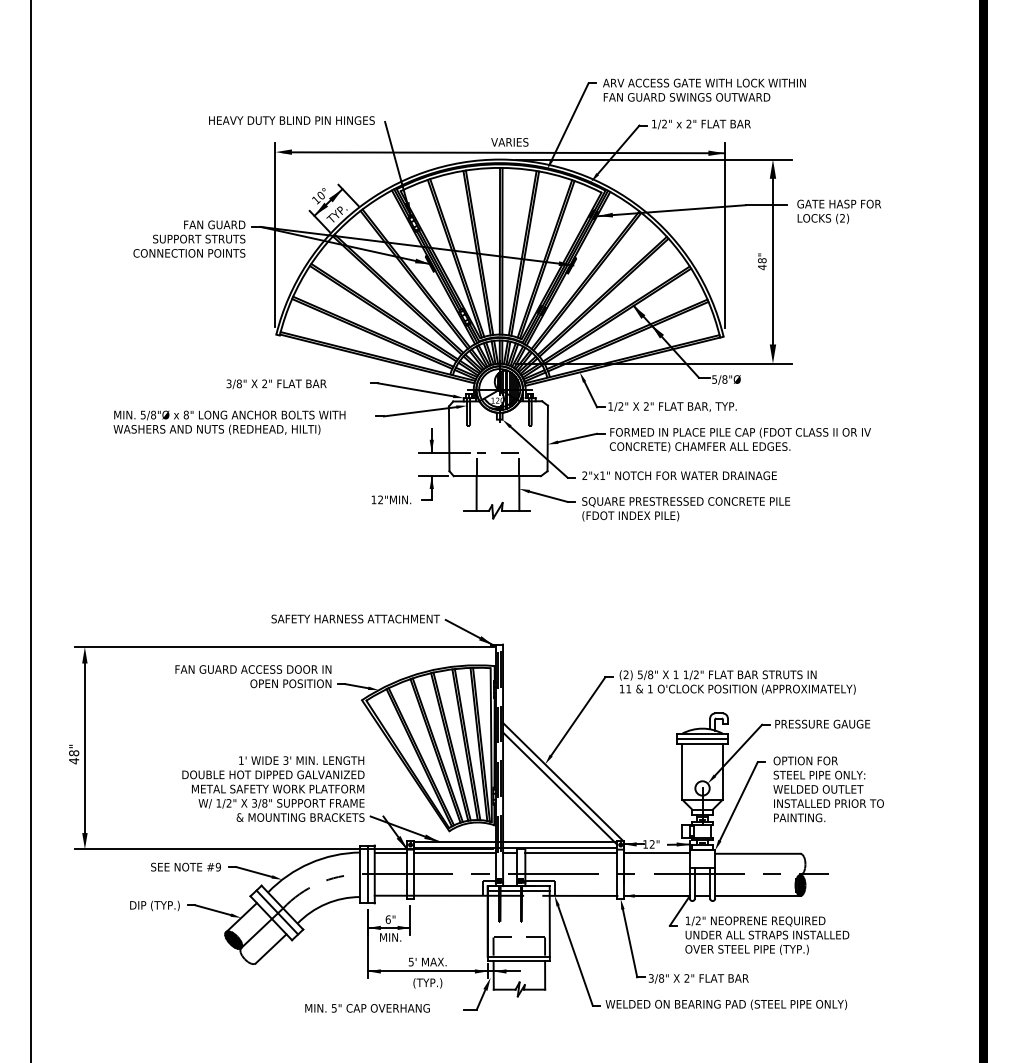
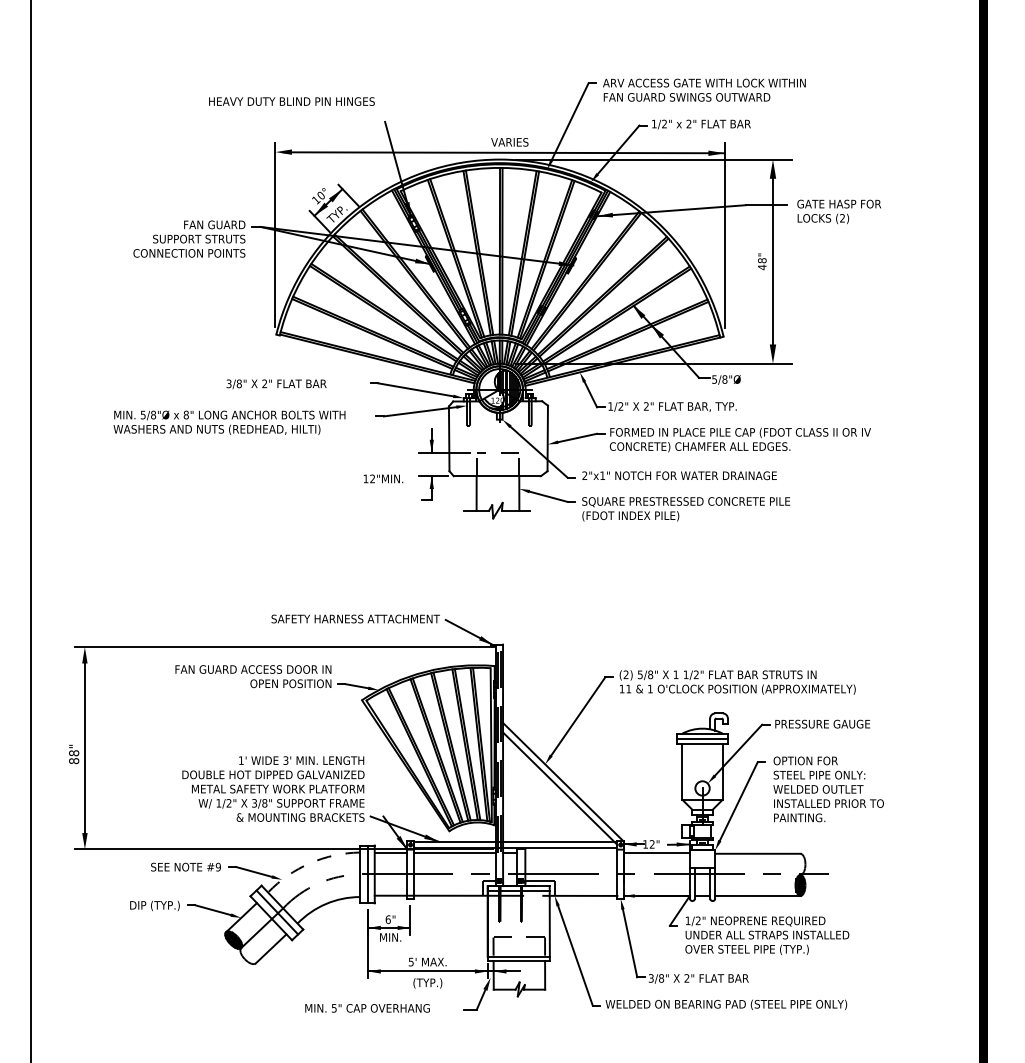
text position: (291, 120) -> (291, 101) (291, 101)
text position: (391, 499) -> (383, 478) (383, 478)
text: 48" -> 88" (74, 761)
line: present -> none (571, 852)
arc: solid -> dashed (310, 863)
